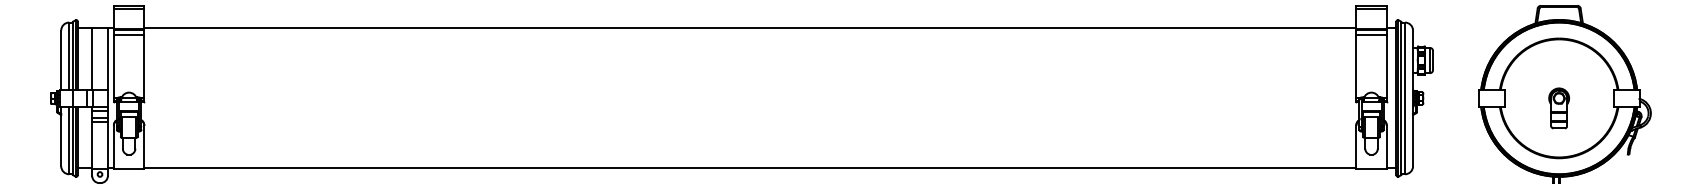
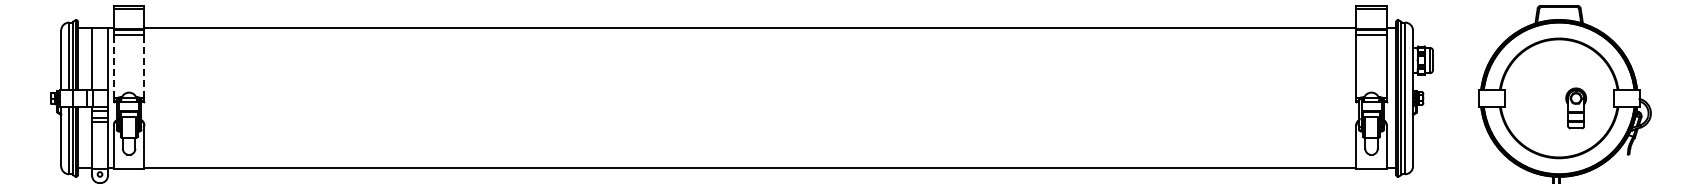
line: solid -> dashed (144, 66)
line: solid -> dashed (113, 67)
part position: (1558, 108) -> (1575, 108) (1575, 108)
